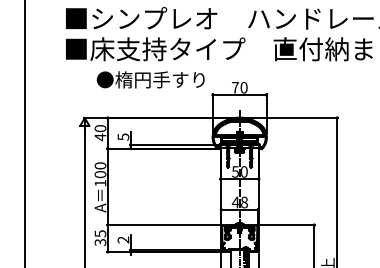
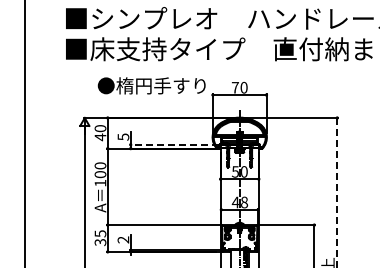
text position: (150, 79) -> (151, 85) (151, 85)
line: solid -> dashed (174, 144)
line: solid -> dashed (337, 192)
